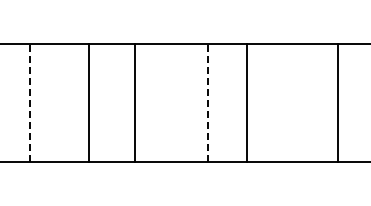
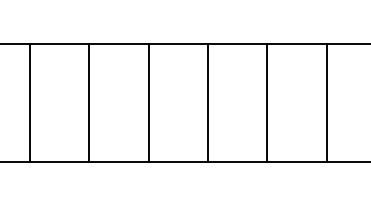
line: dashed -> solid (29, 102)
line position: (134, 102) -> (148, 102) (148, 102)
line: dashed -> solid (208, 102)
line position: (247, 102) -> (267, 102) (267, 102)
line position: (337, 102) -> (326, 102) (326, 102)
